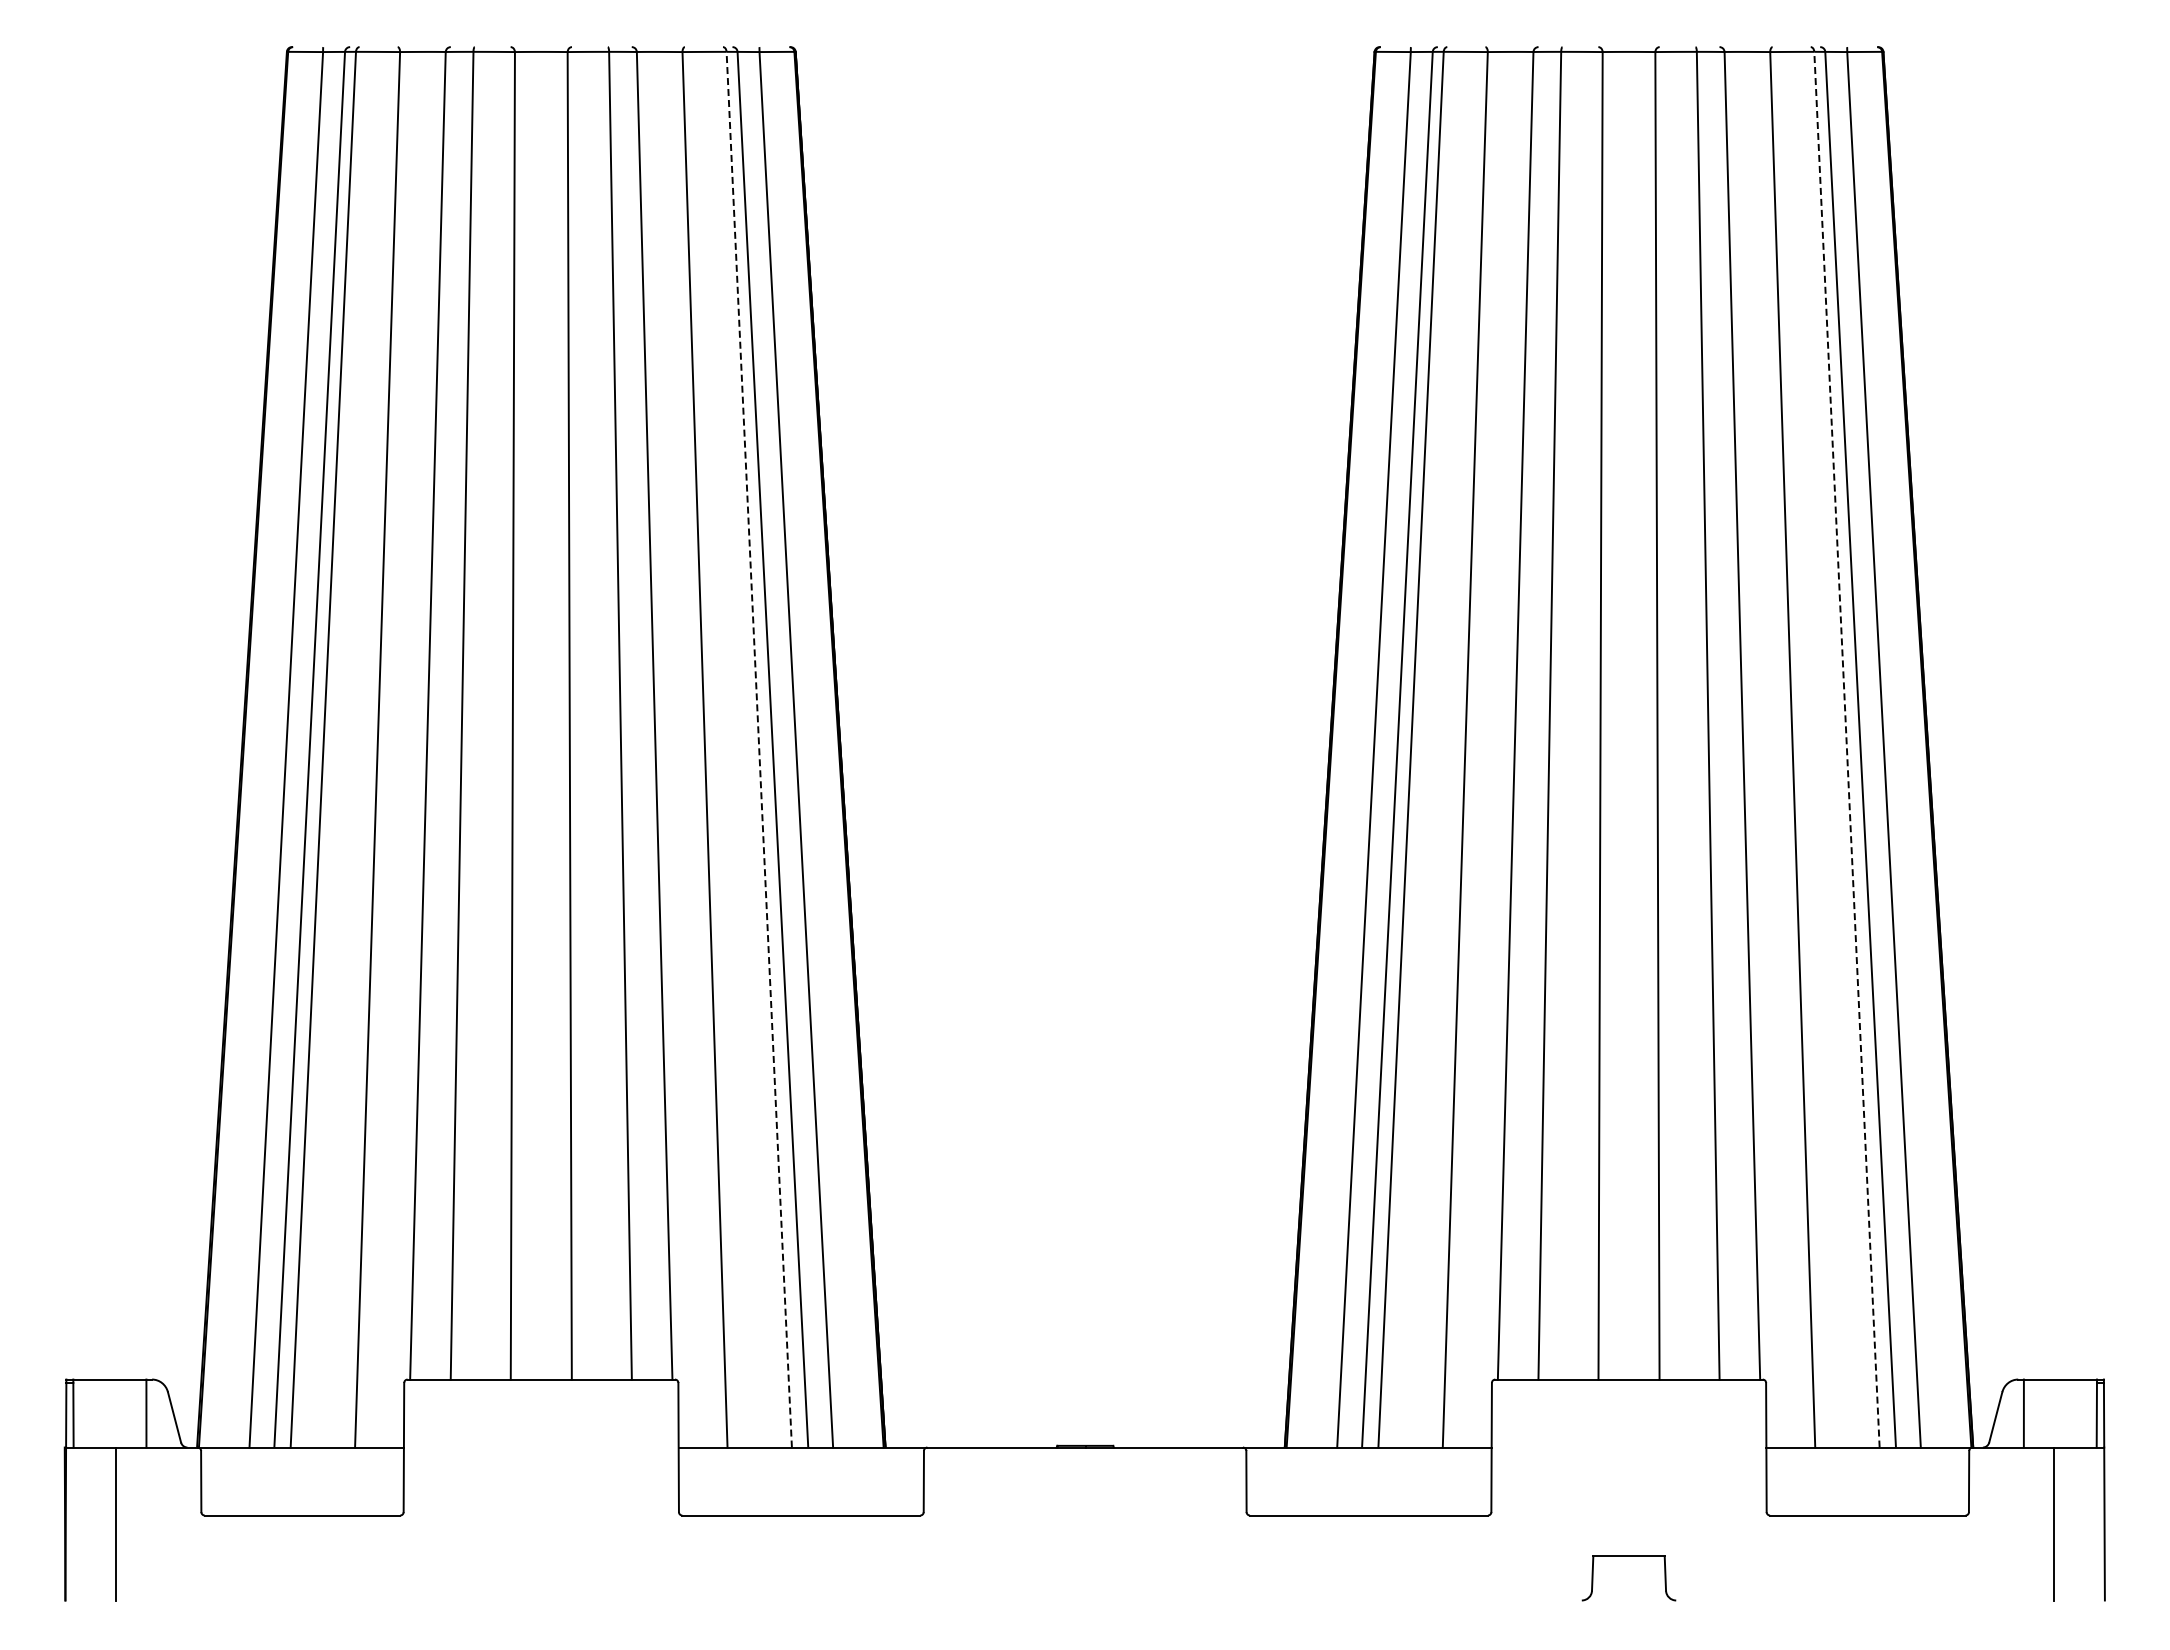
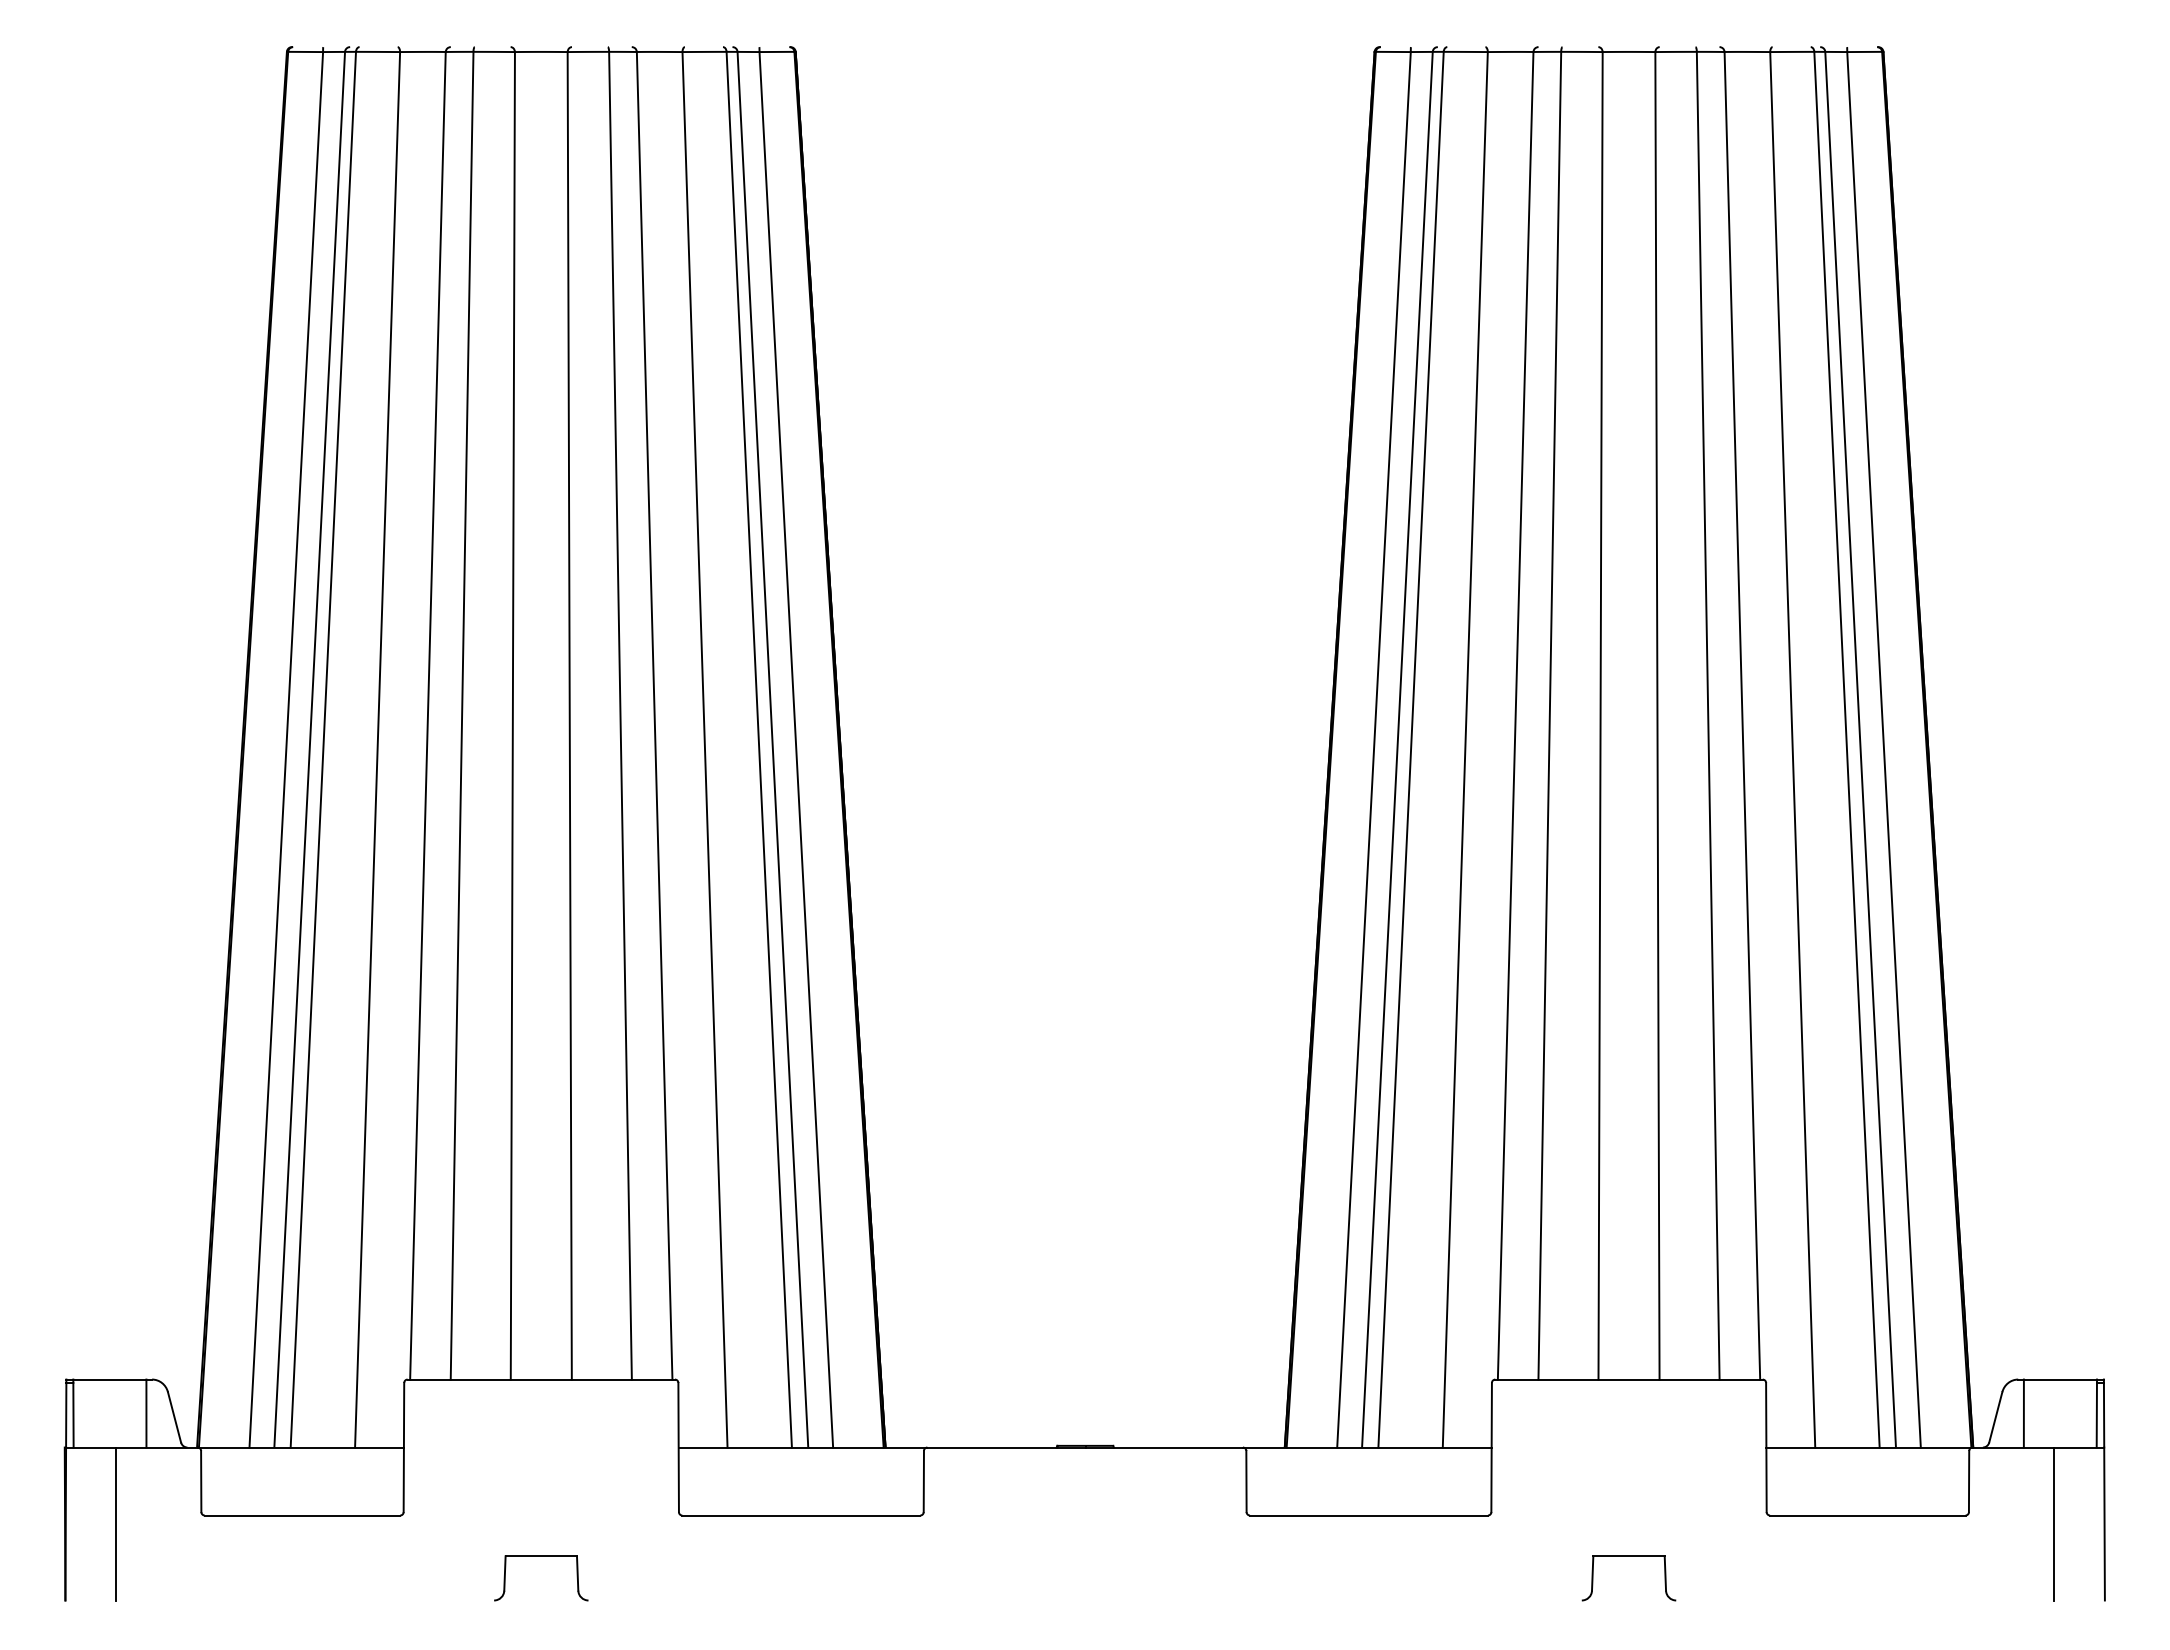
line: dashed -> solid (759, 749)
line: dashed -> solid (1846, 749)
part: none -> present (541, 1556)
